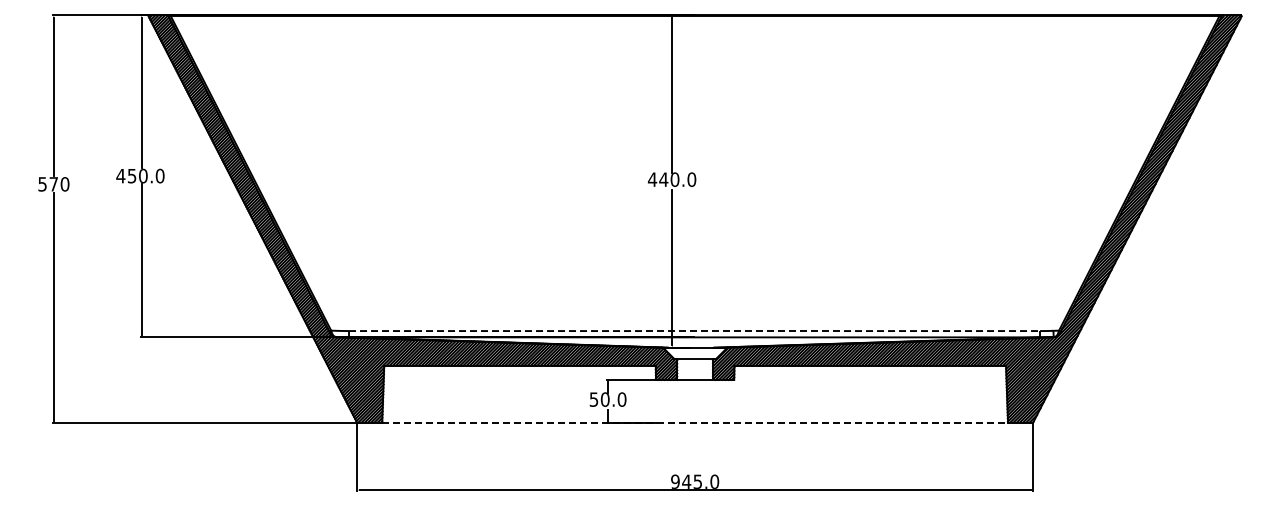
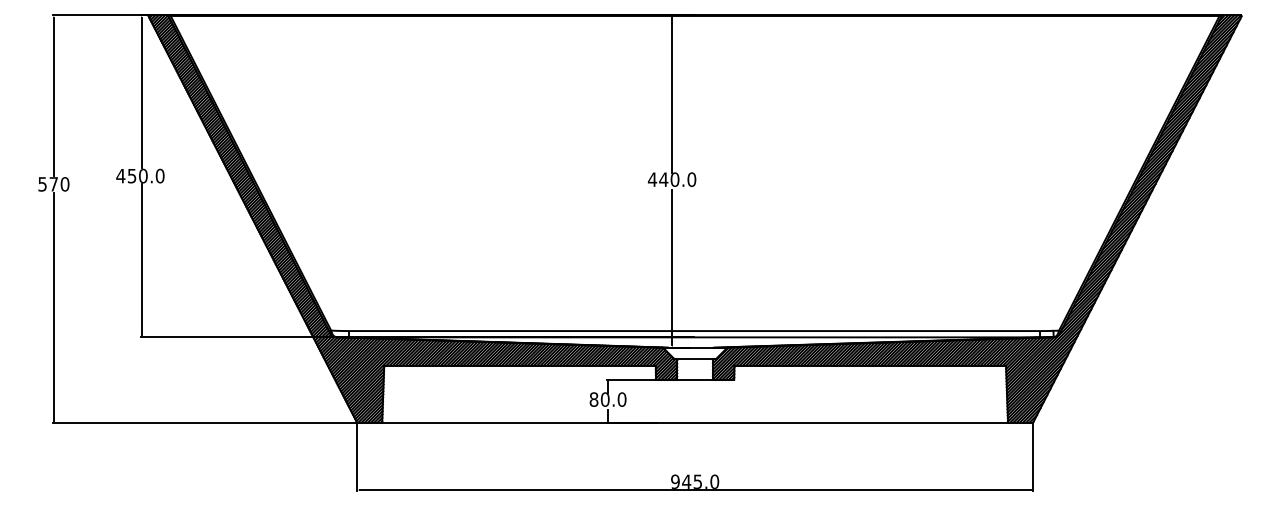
line: dashed -> solid (695, 331)
text: 50.0 -> 80.0 (593, 399)
line: dashed -> solid (695, 422)
